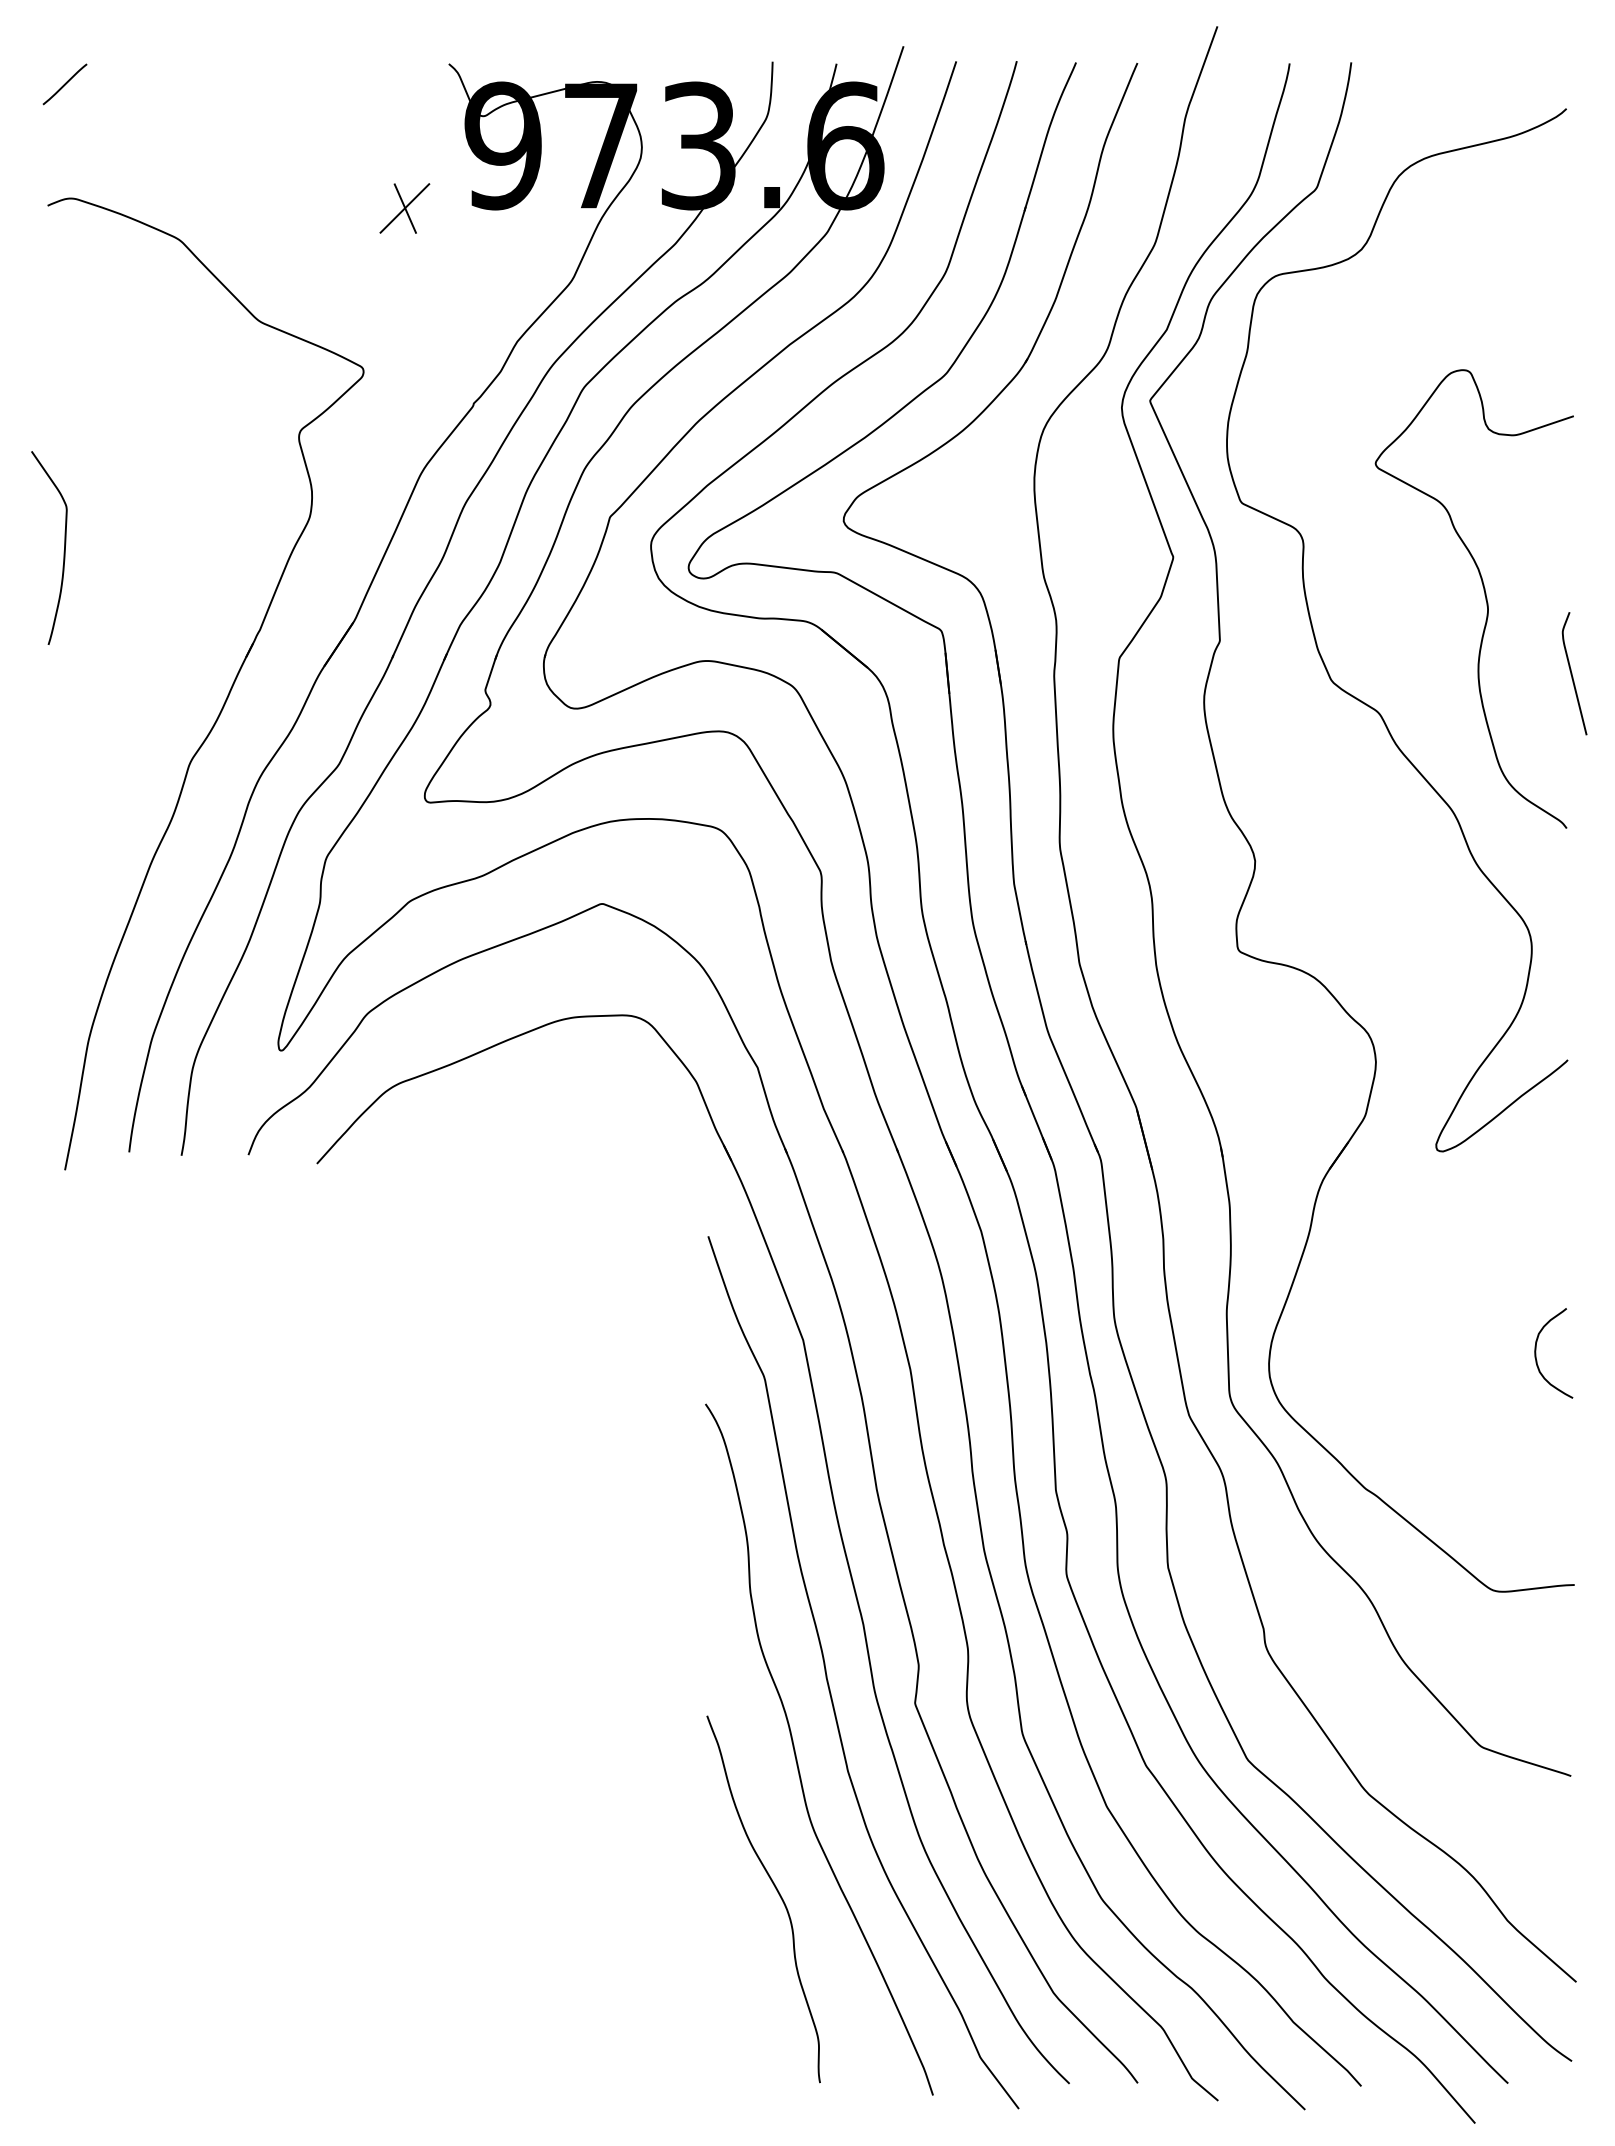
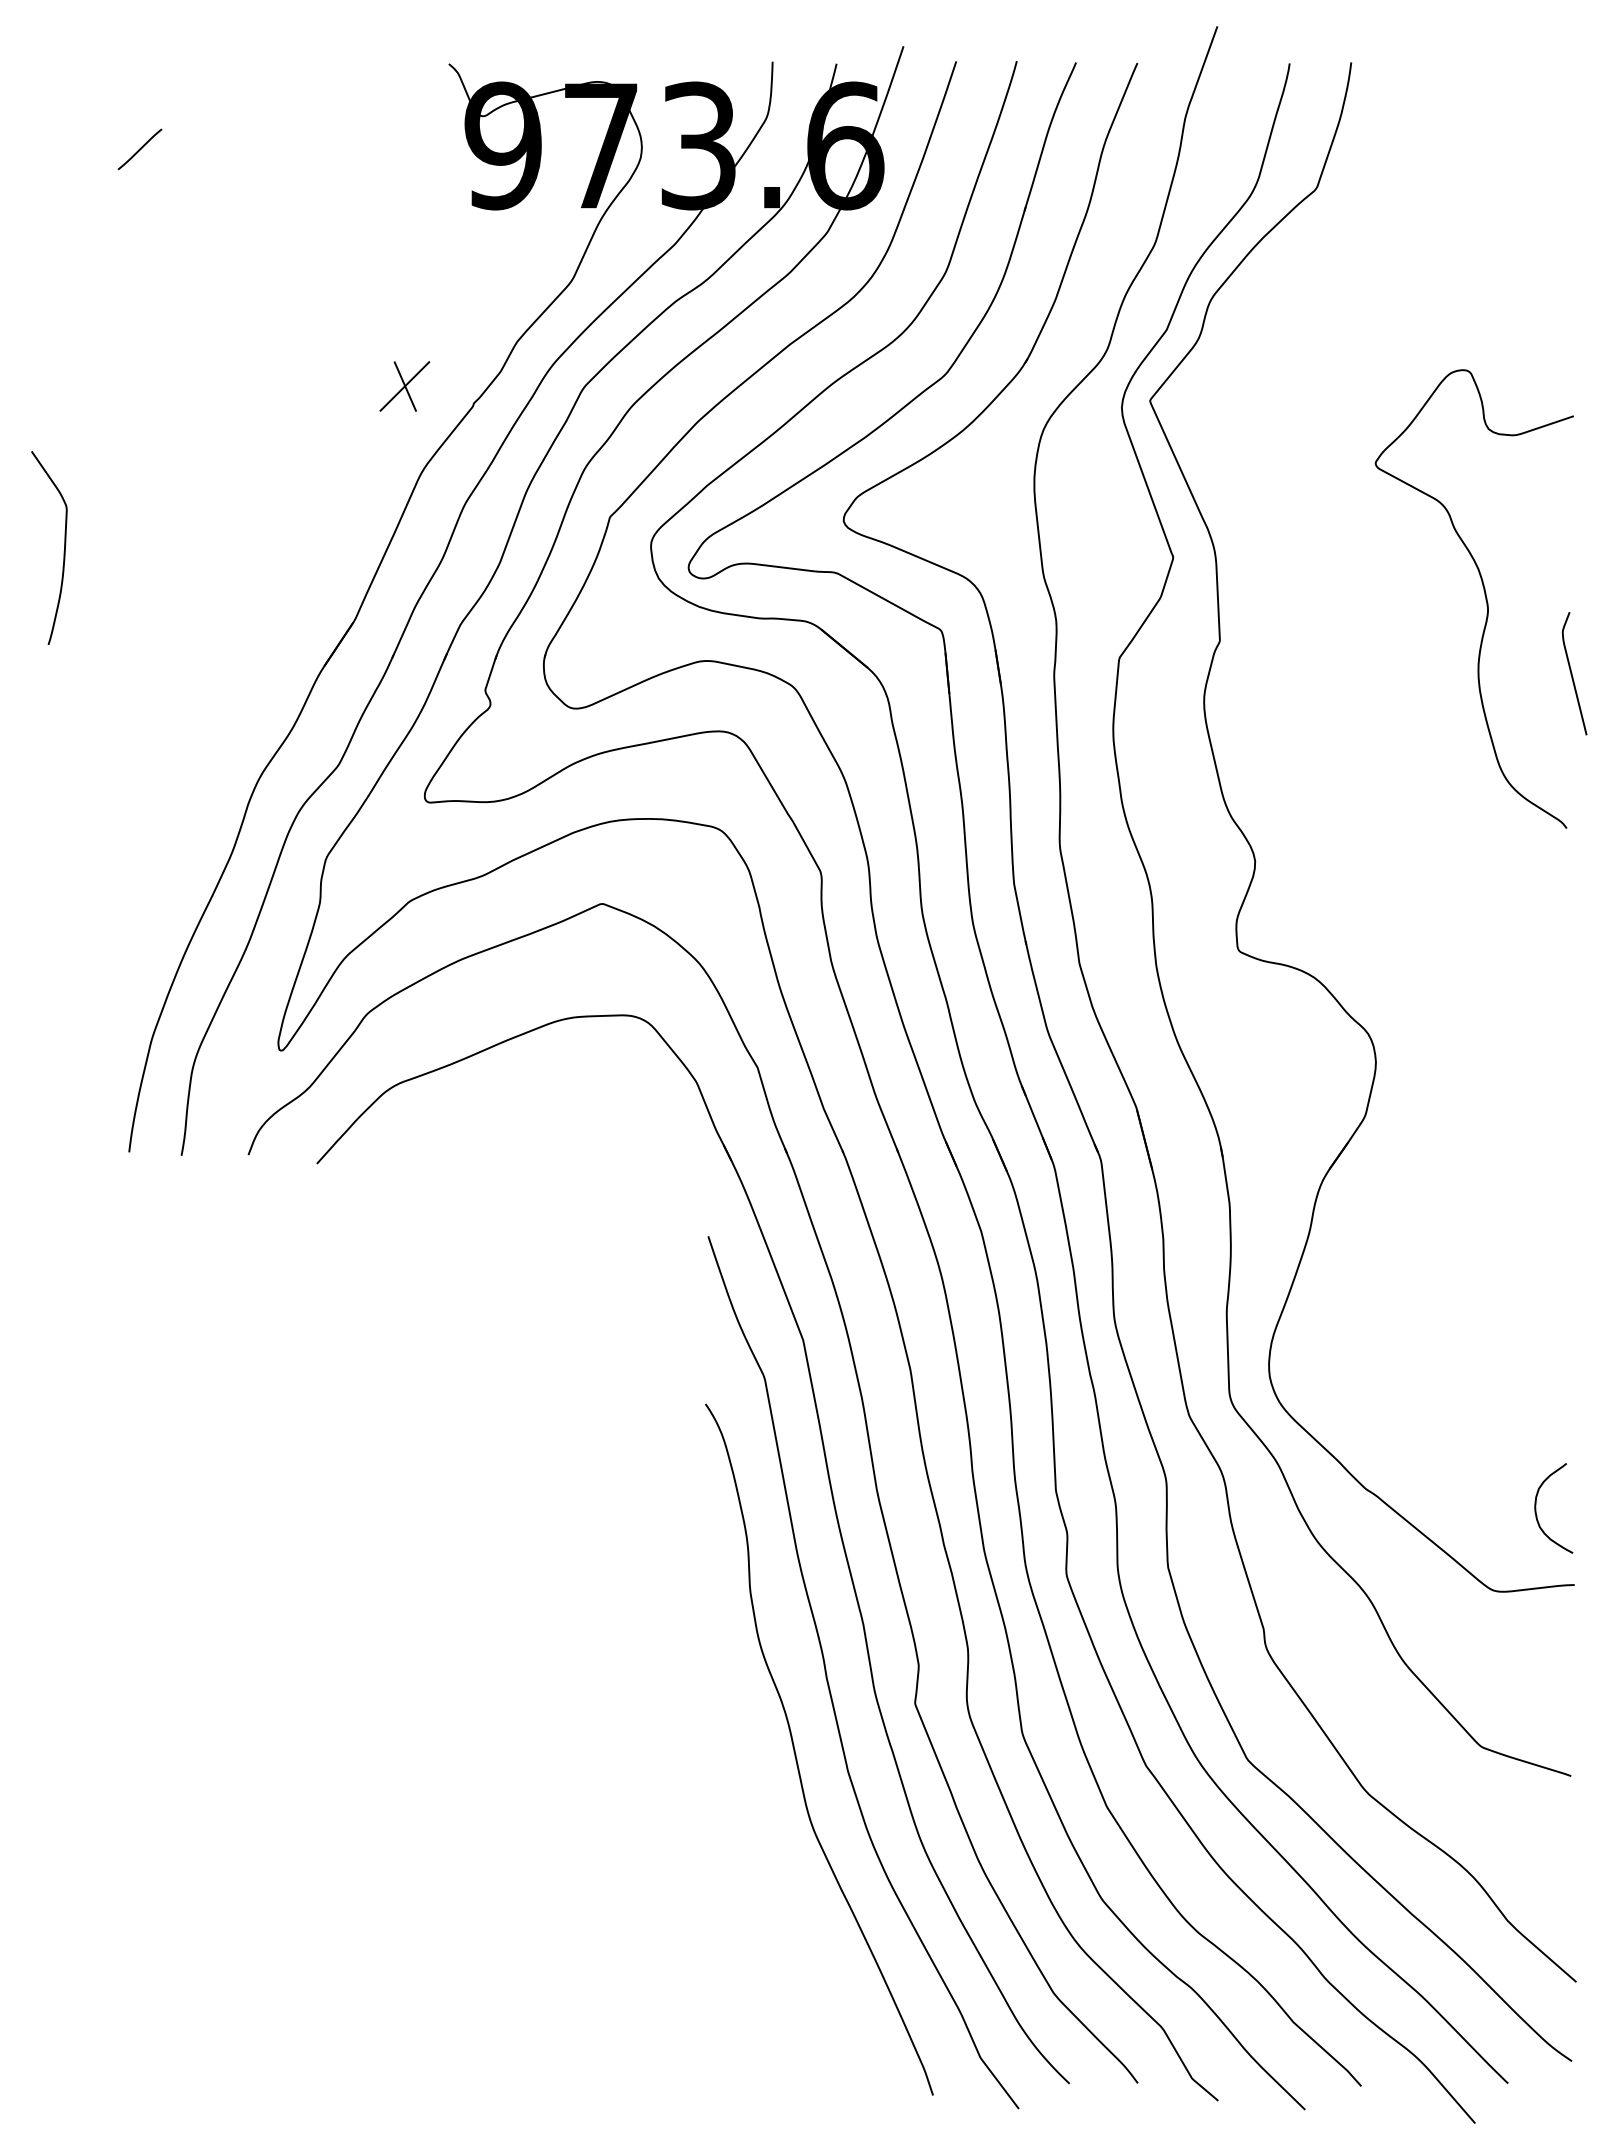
line position: (64, 84) -> (139, 149) (139, 149)
part position: (404, 208) -> (404, 386) (404, 386)
part: present -> none (227, 694)
curve: present -> none (1355, 696)
curve position: (1536, 1353) -> (1536, 1508) (1536, 1508)
curve: present -> none (775, 1889)
